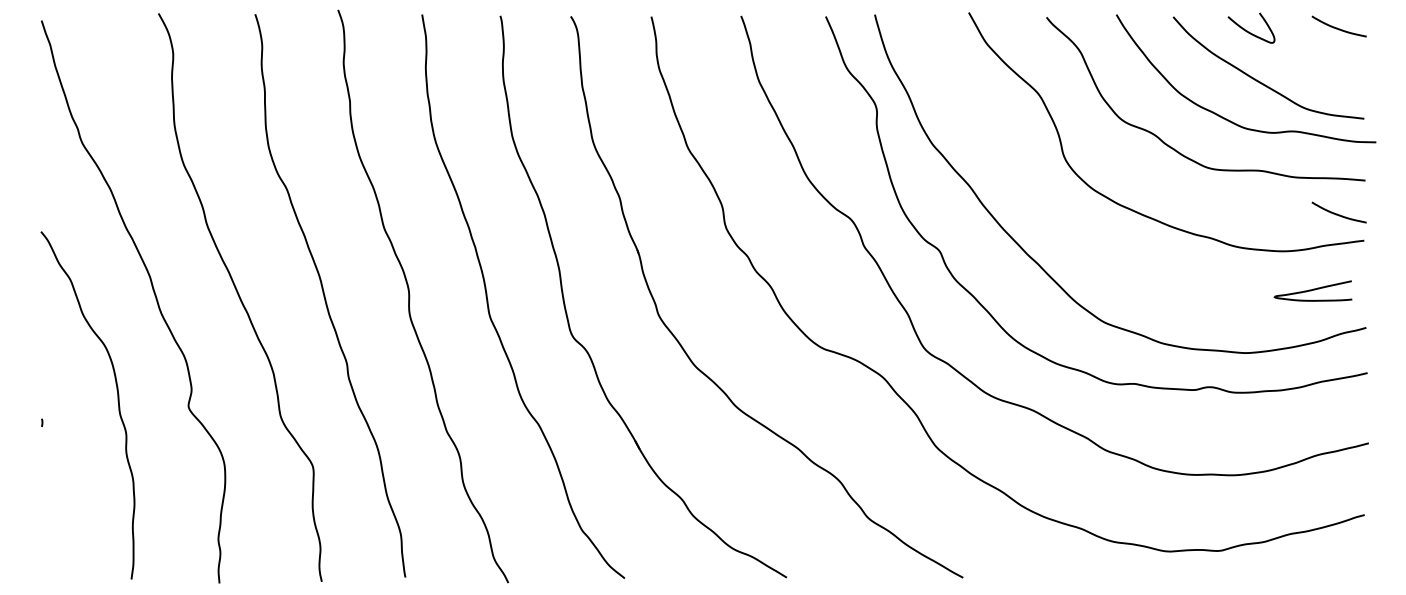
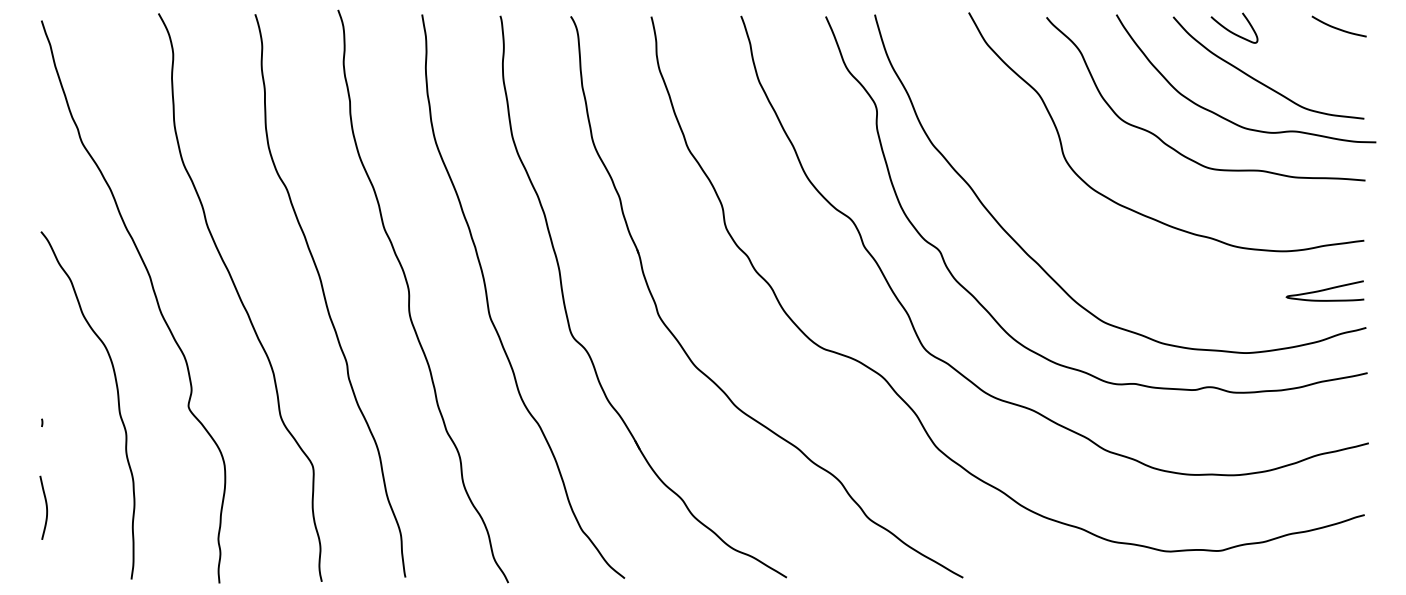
curve position: (1249, 31) -> (1232, 31) (1232, 31)
curve: present -> none (1337, 213)
curve position: (1312, 290) -> (1324, 290) (1324, 290)
curve: none -> present (45, 505)
